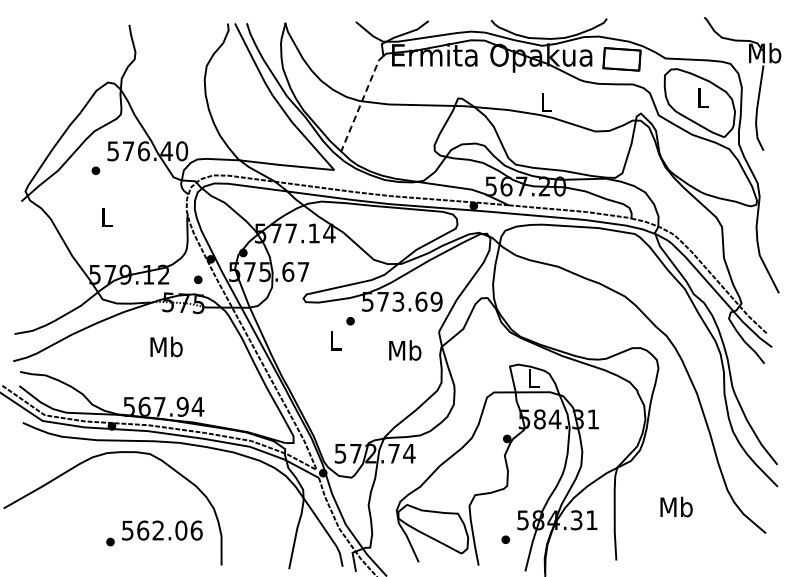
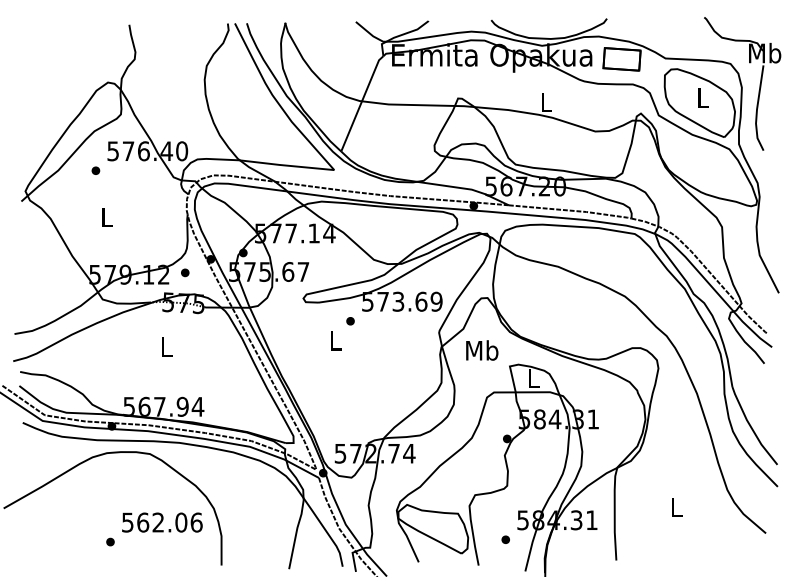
line: dashed -> solid (361, 102)
part position: (198, 279) -> (185, 272) (185, 272)
text: Mb -> L (166, 346)
text position: (405, 350) -> (482, 350) (482, 350)
text: Mb -> L (676, 506)
text position: (162, 530) -> (162, 522) (162, 522)
